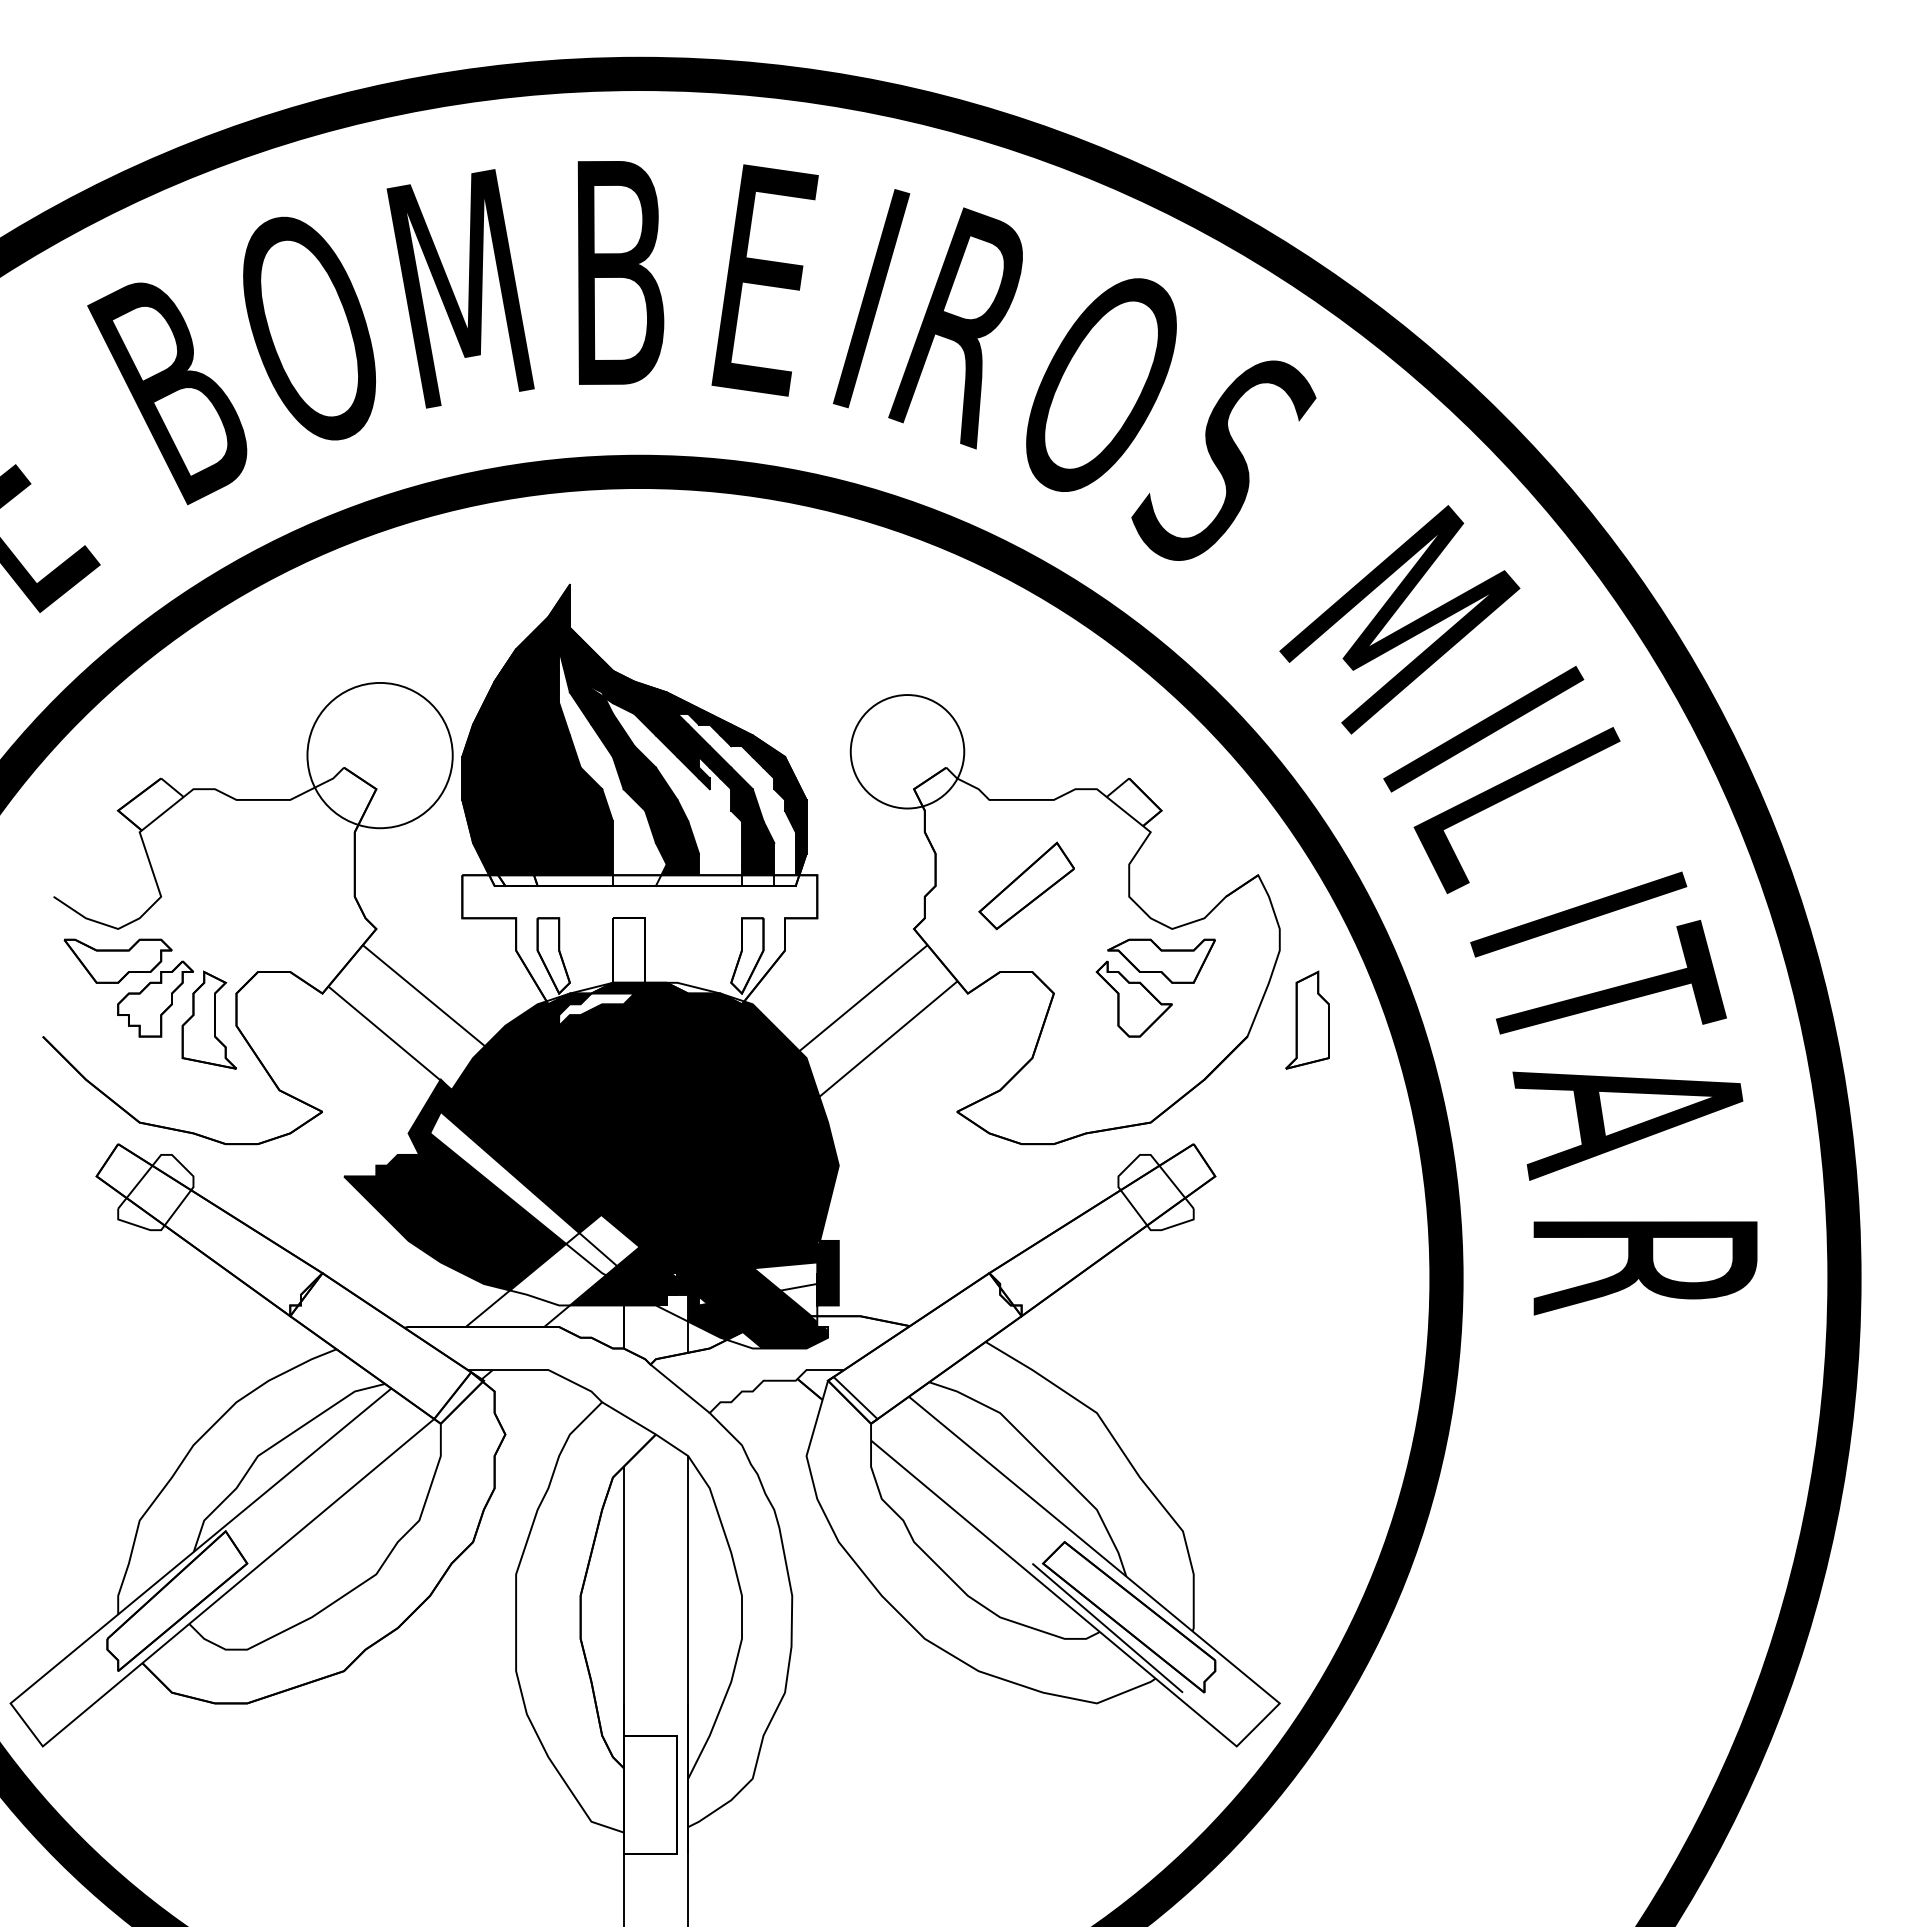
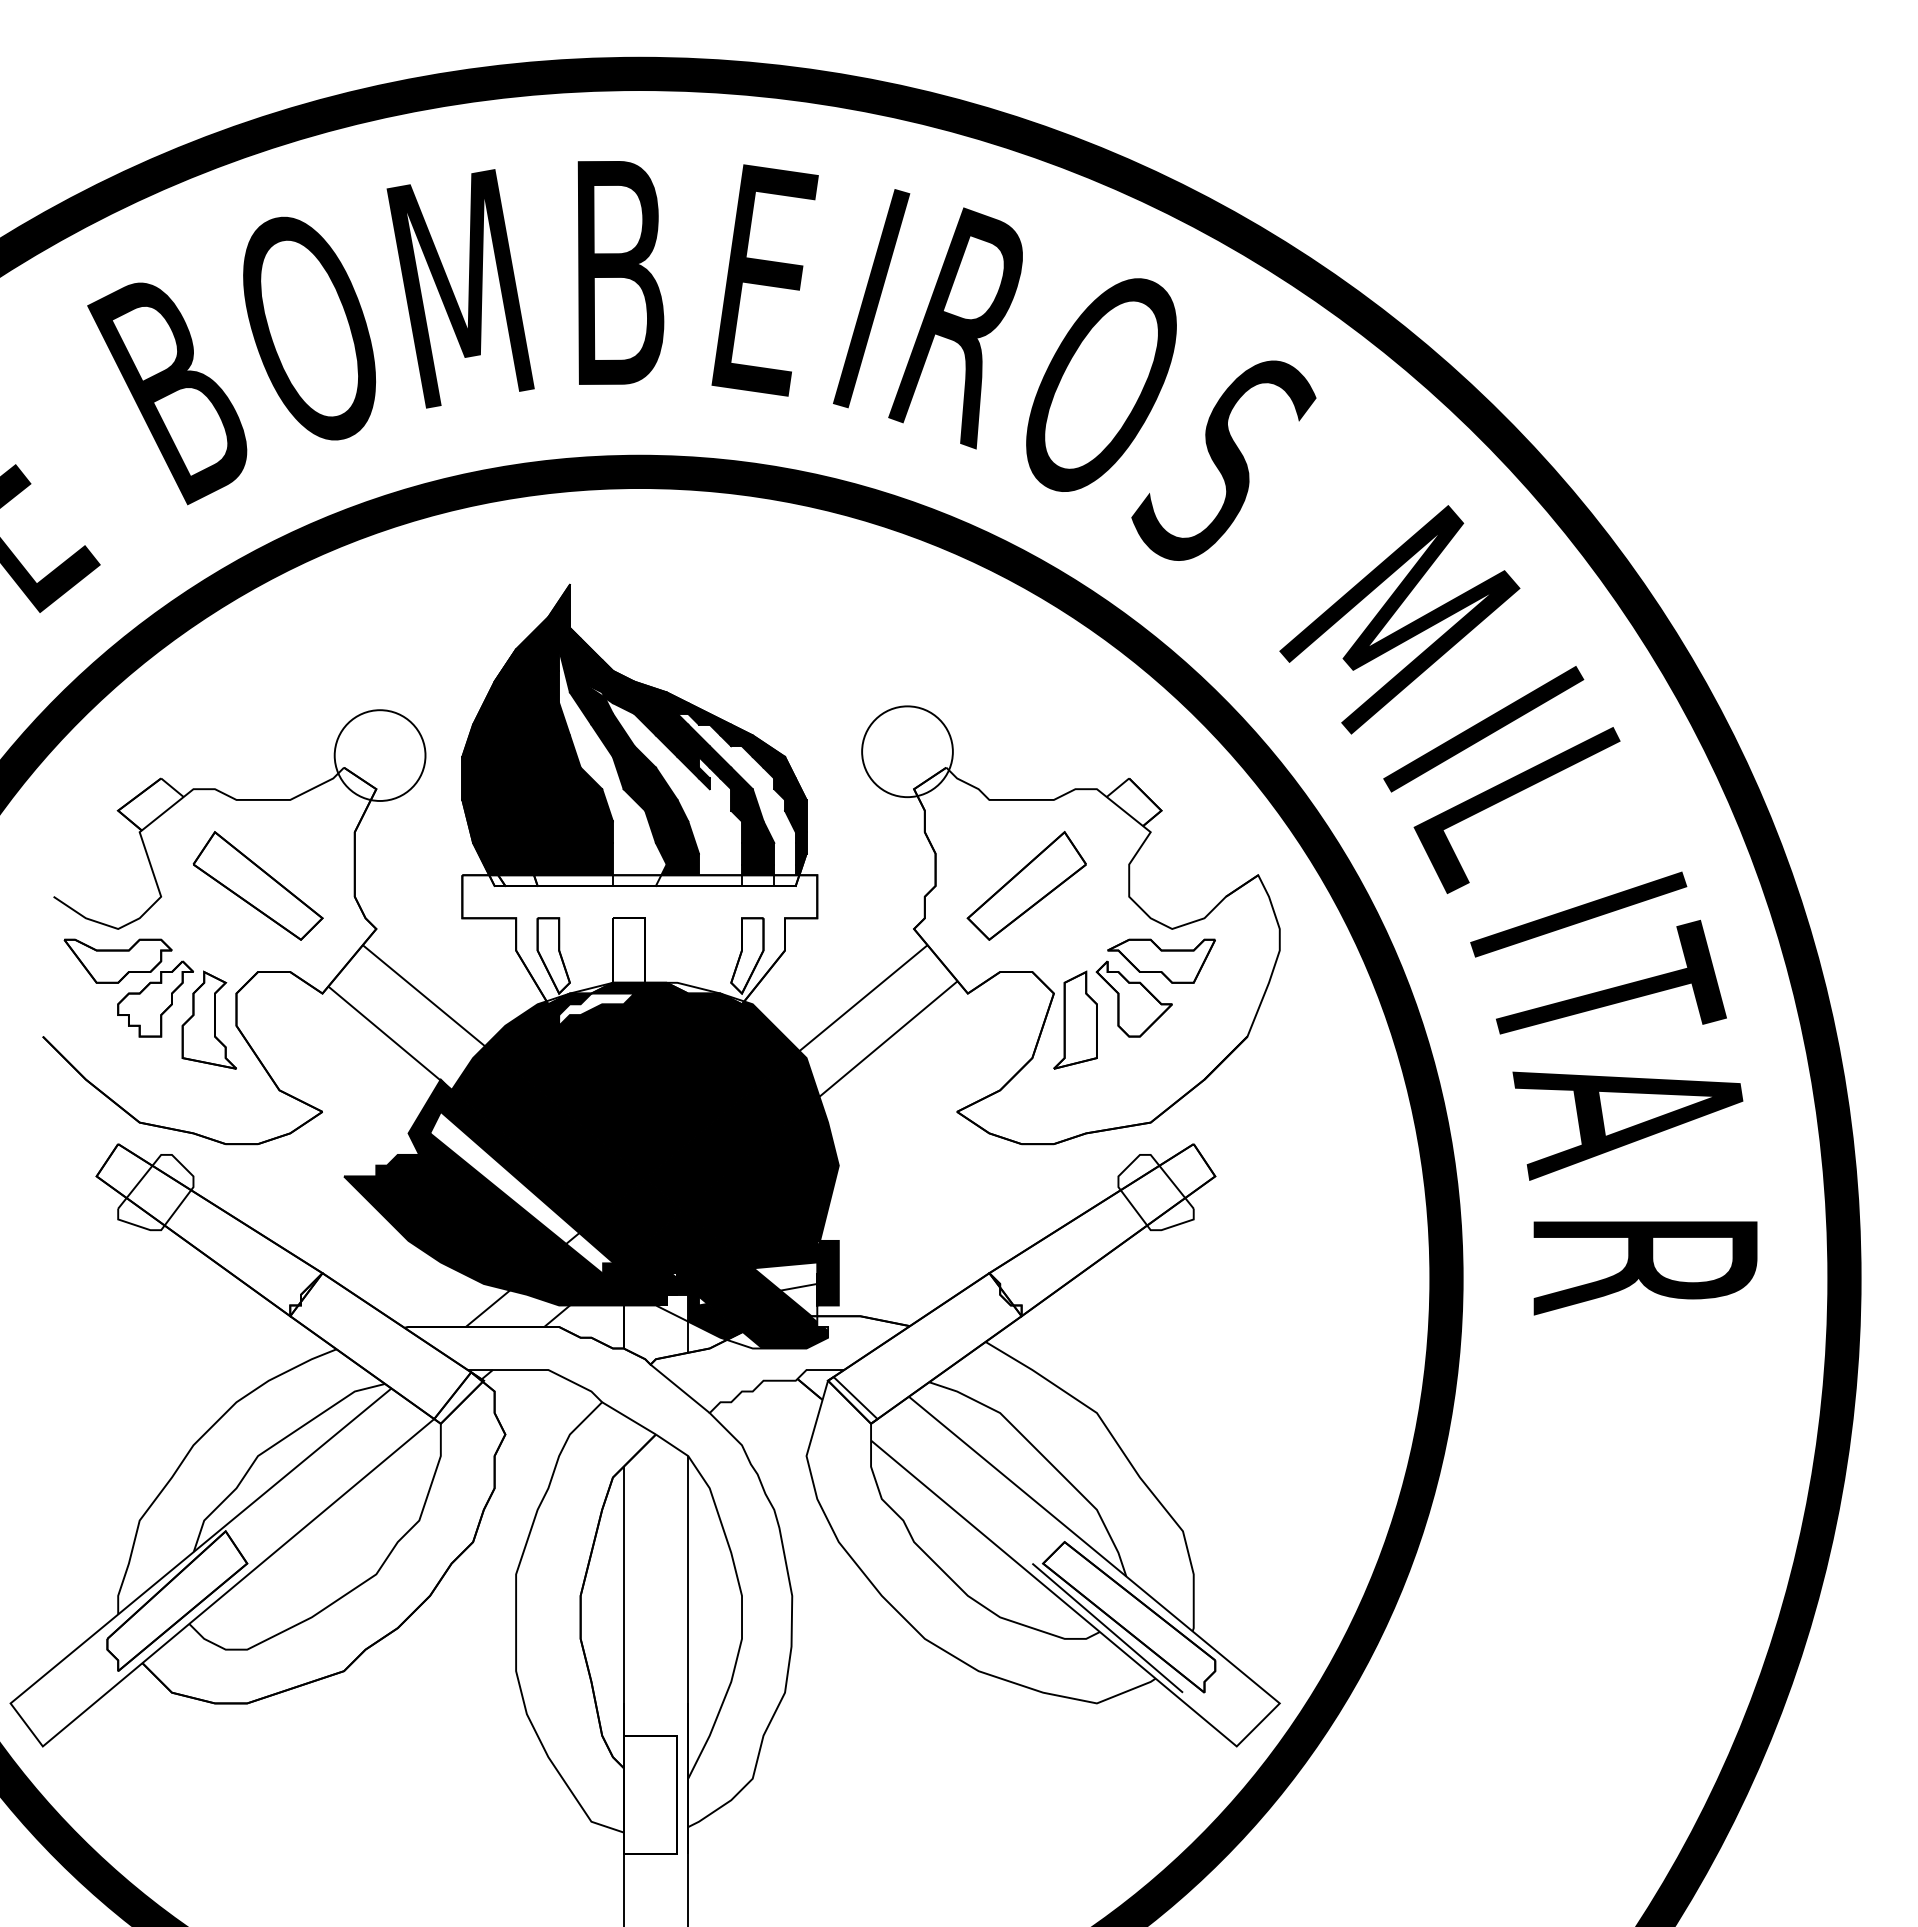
circle diameter: 113 px -> 91 px (907, 751)
circle diameter: 145 px -> 91 px (379, 755)
part: none -> present (257, 885)
part size: 97x90 px -> 121x110 px (1026, 885)
part position: (1307, 1019) -> (1075, 1019) (1075, 1019)
fill: none -> present (574, 1259)
